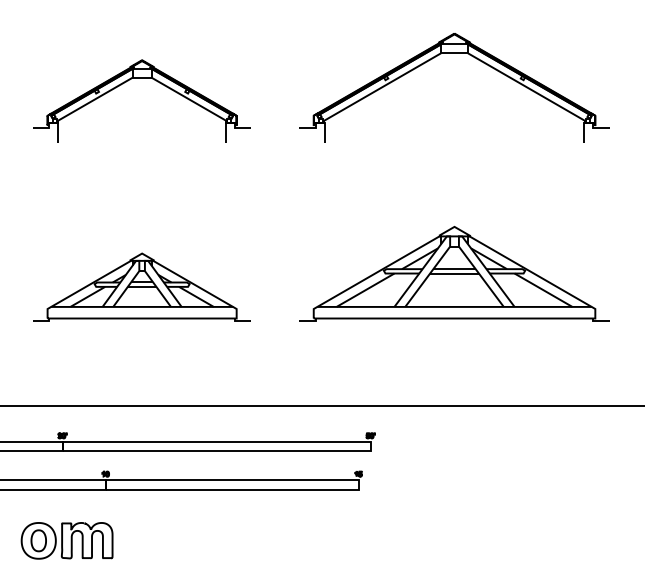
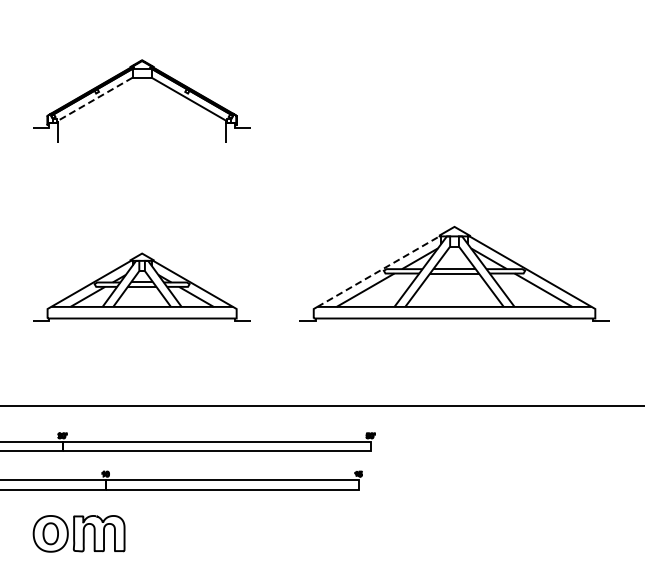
part: present -> none (454, 53)
line: solid -> dashed (94, 99)
line: solid -> dashed (378, 271)
part position: (66, 540) -> (78, 533) (78, 533)
